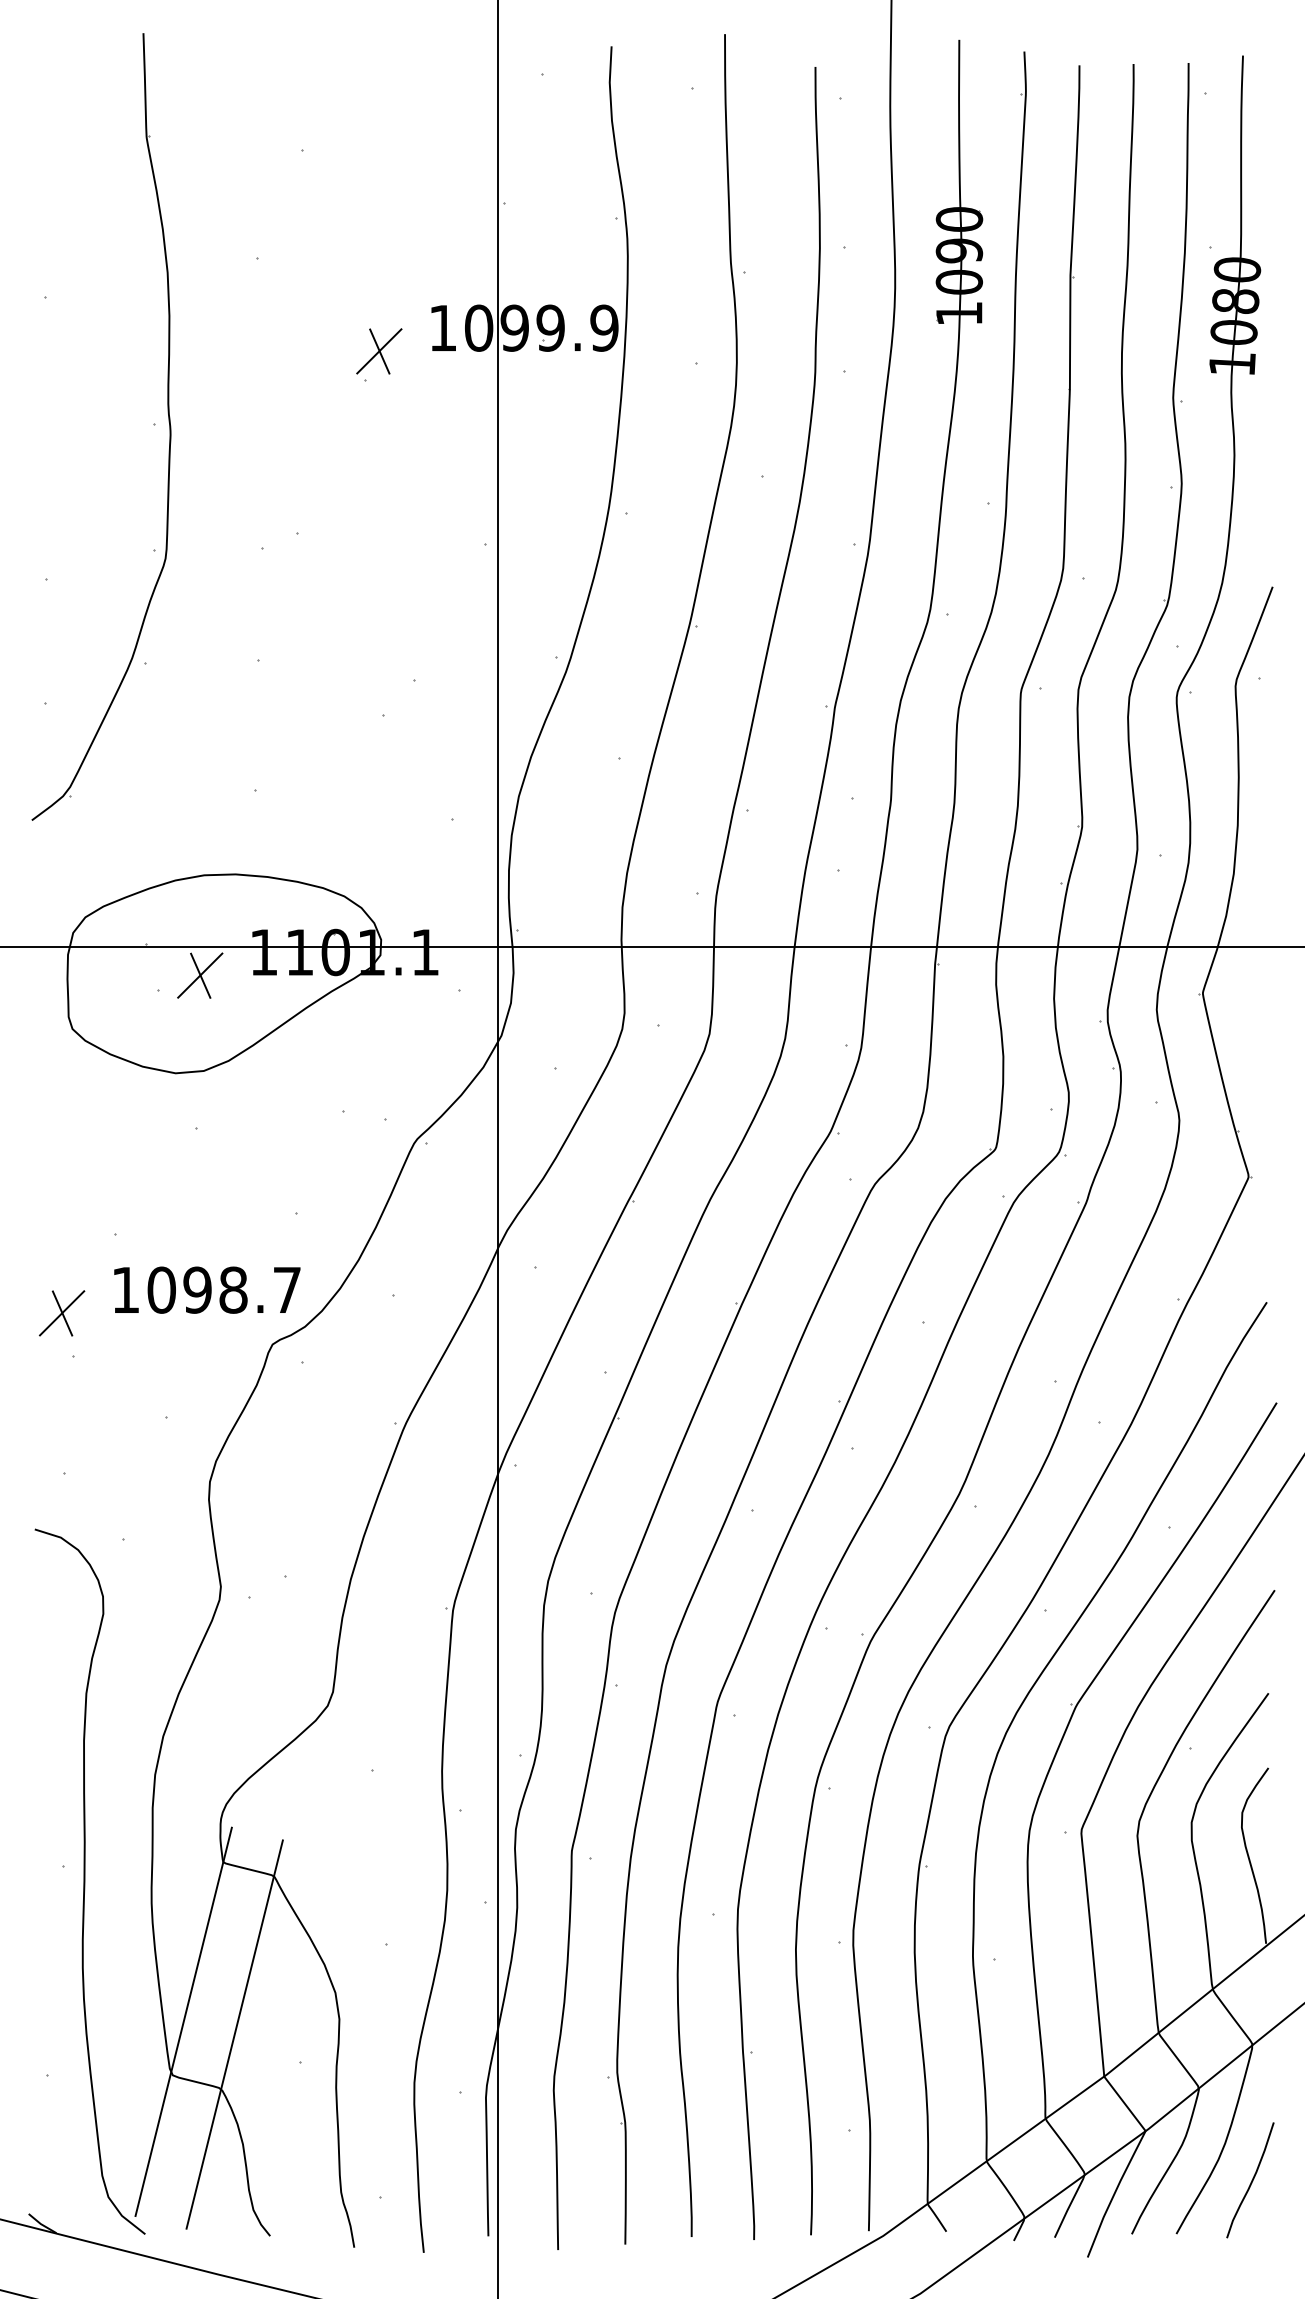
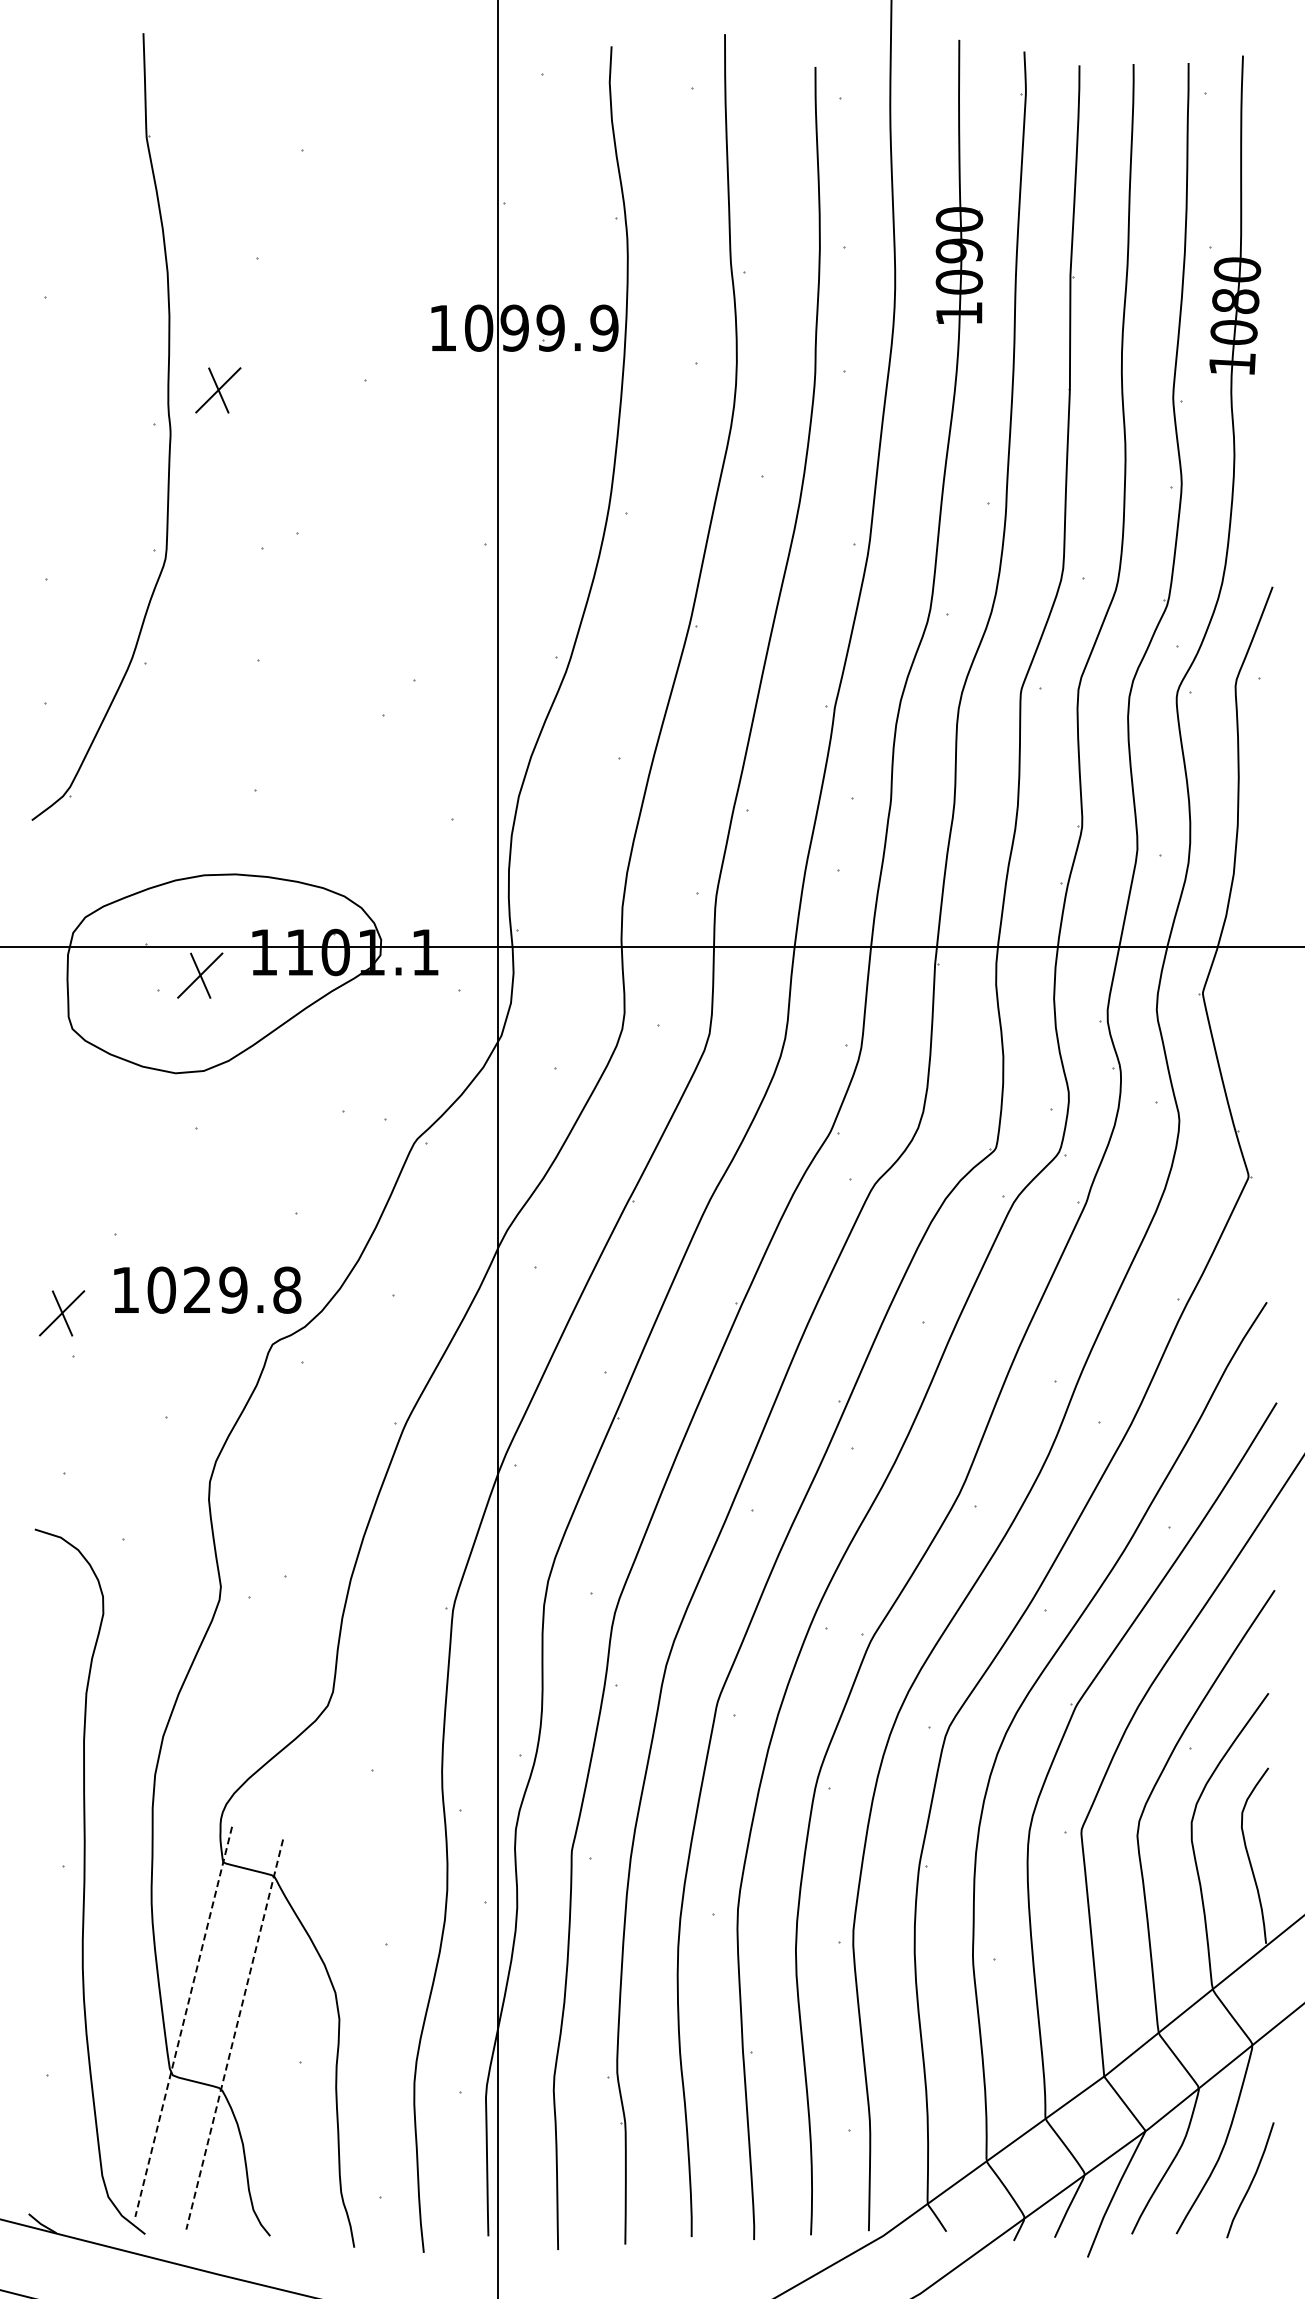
part position: (379, 351) -> (218, 390) (218, 390)
text: 1098.7 -> 1029.8 (242, 1289)
line: solid -> dashed (183, 2021)
line: solid -> dashed (234, 2034)
